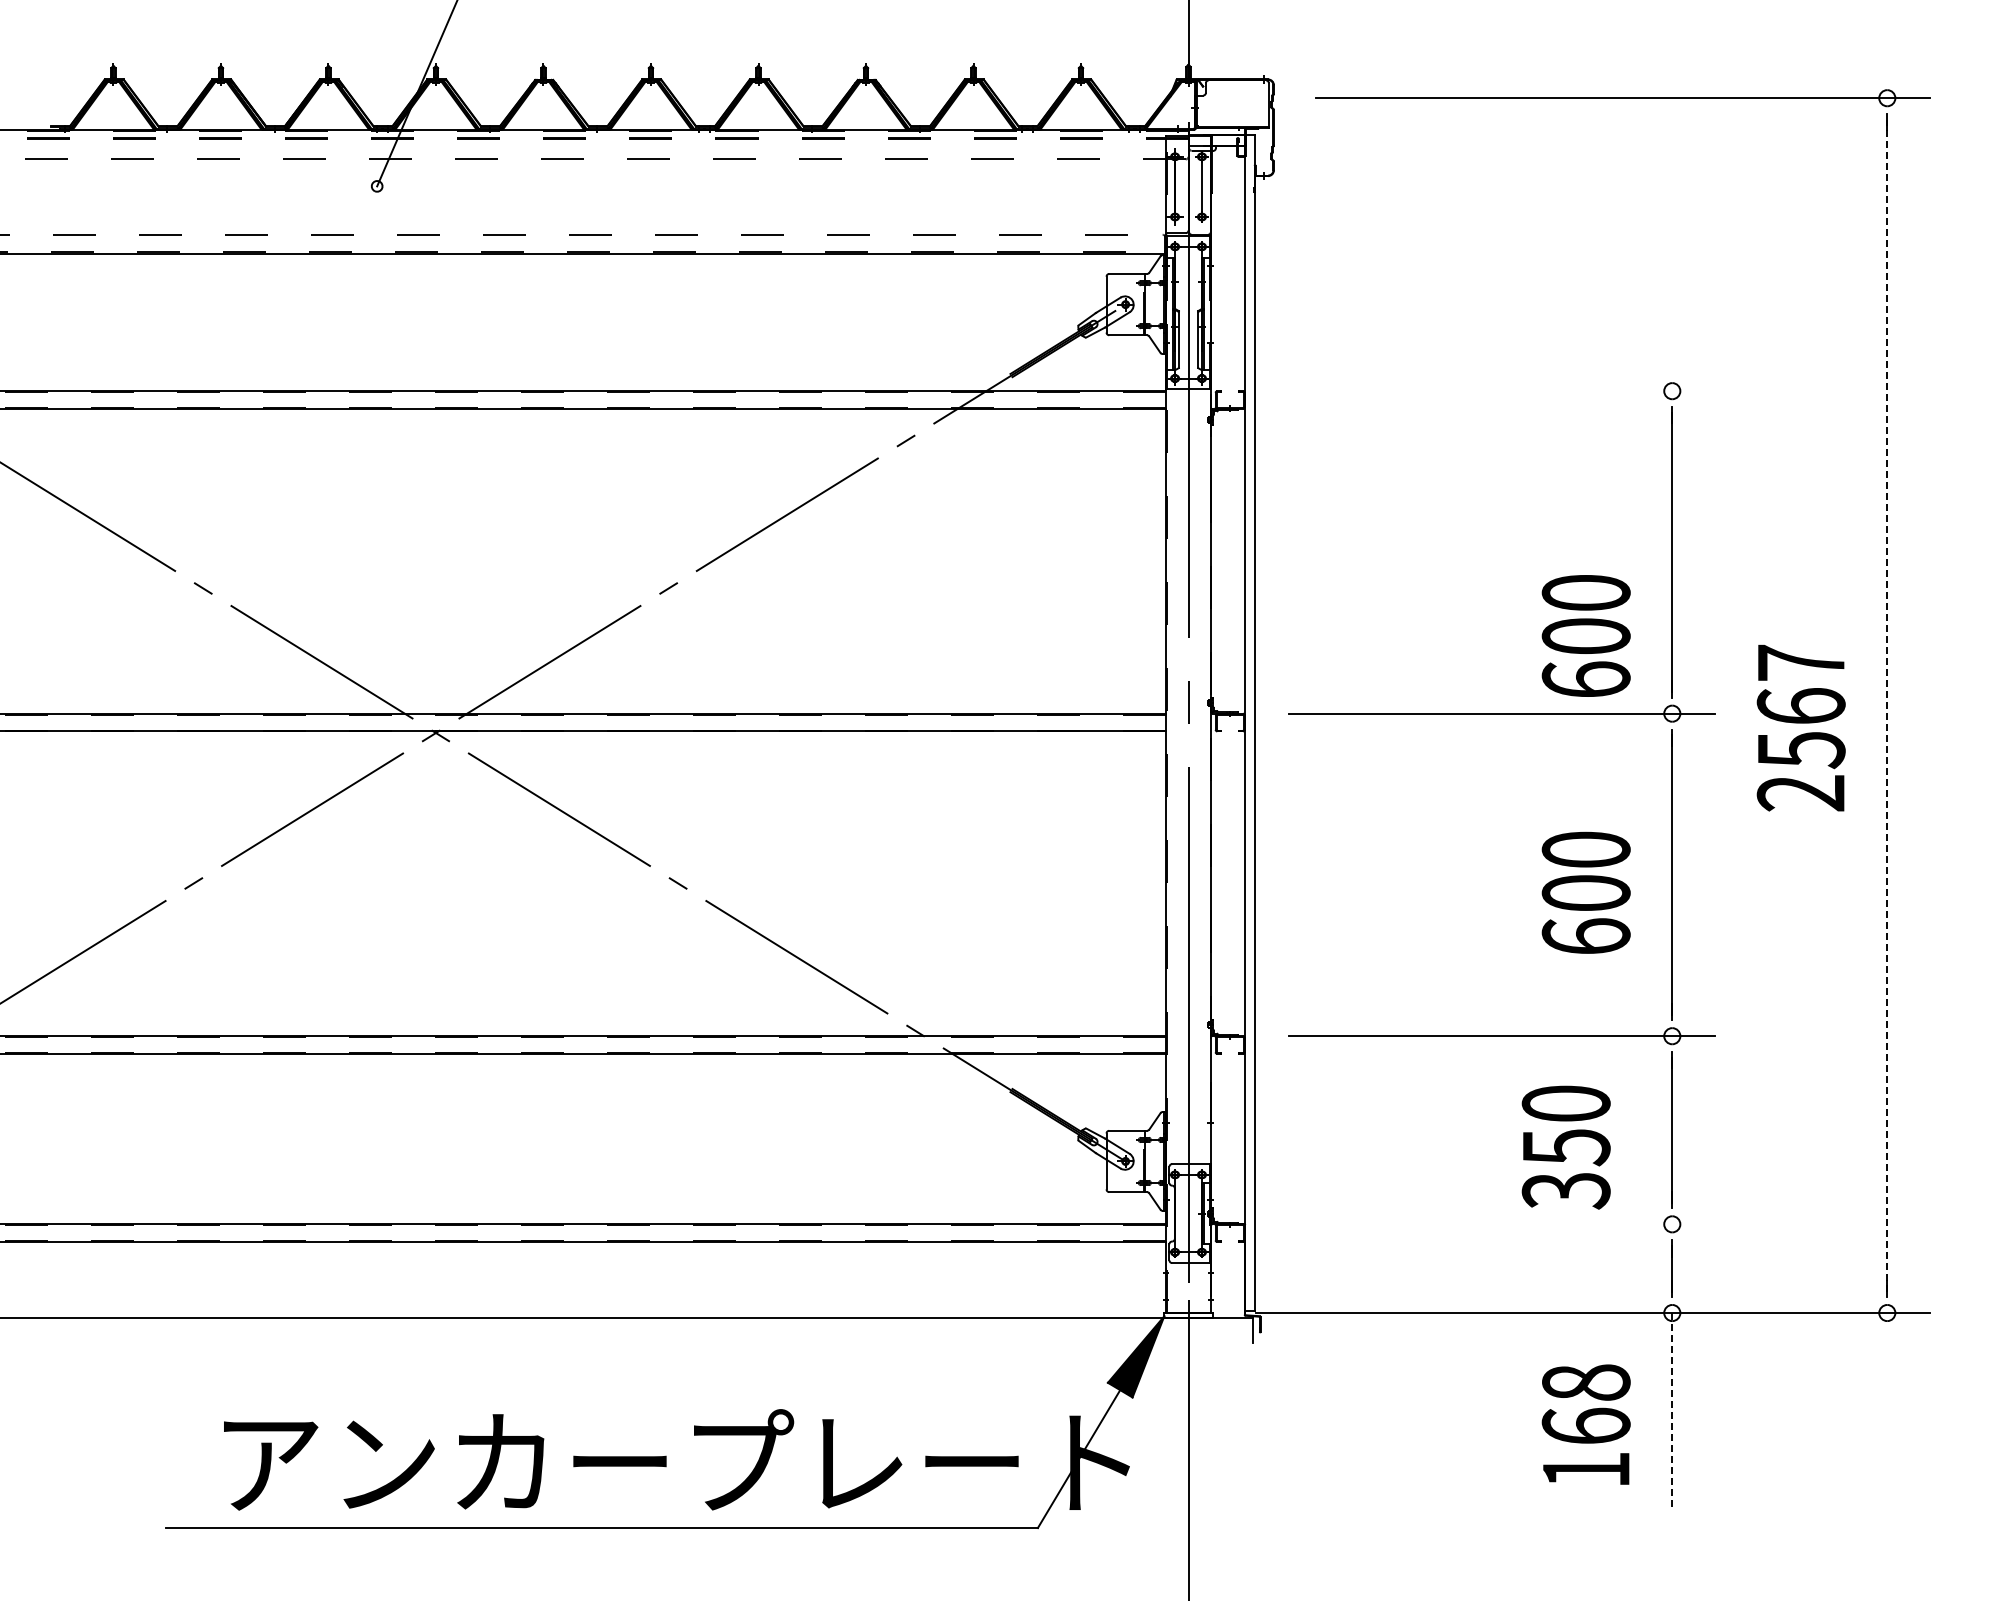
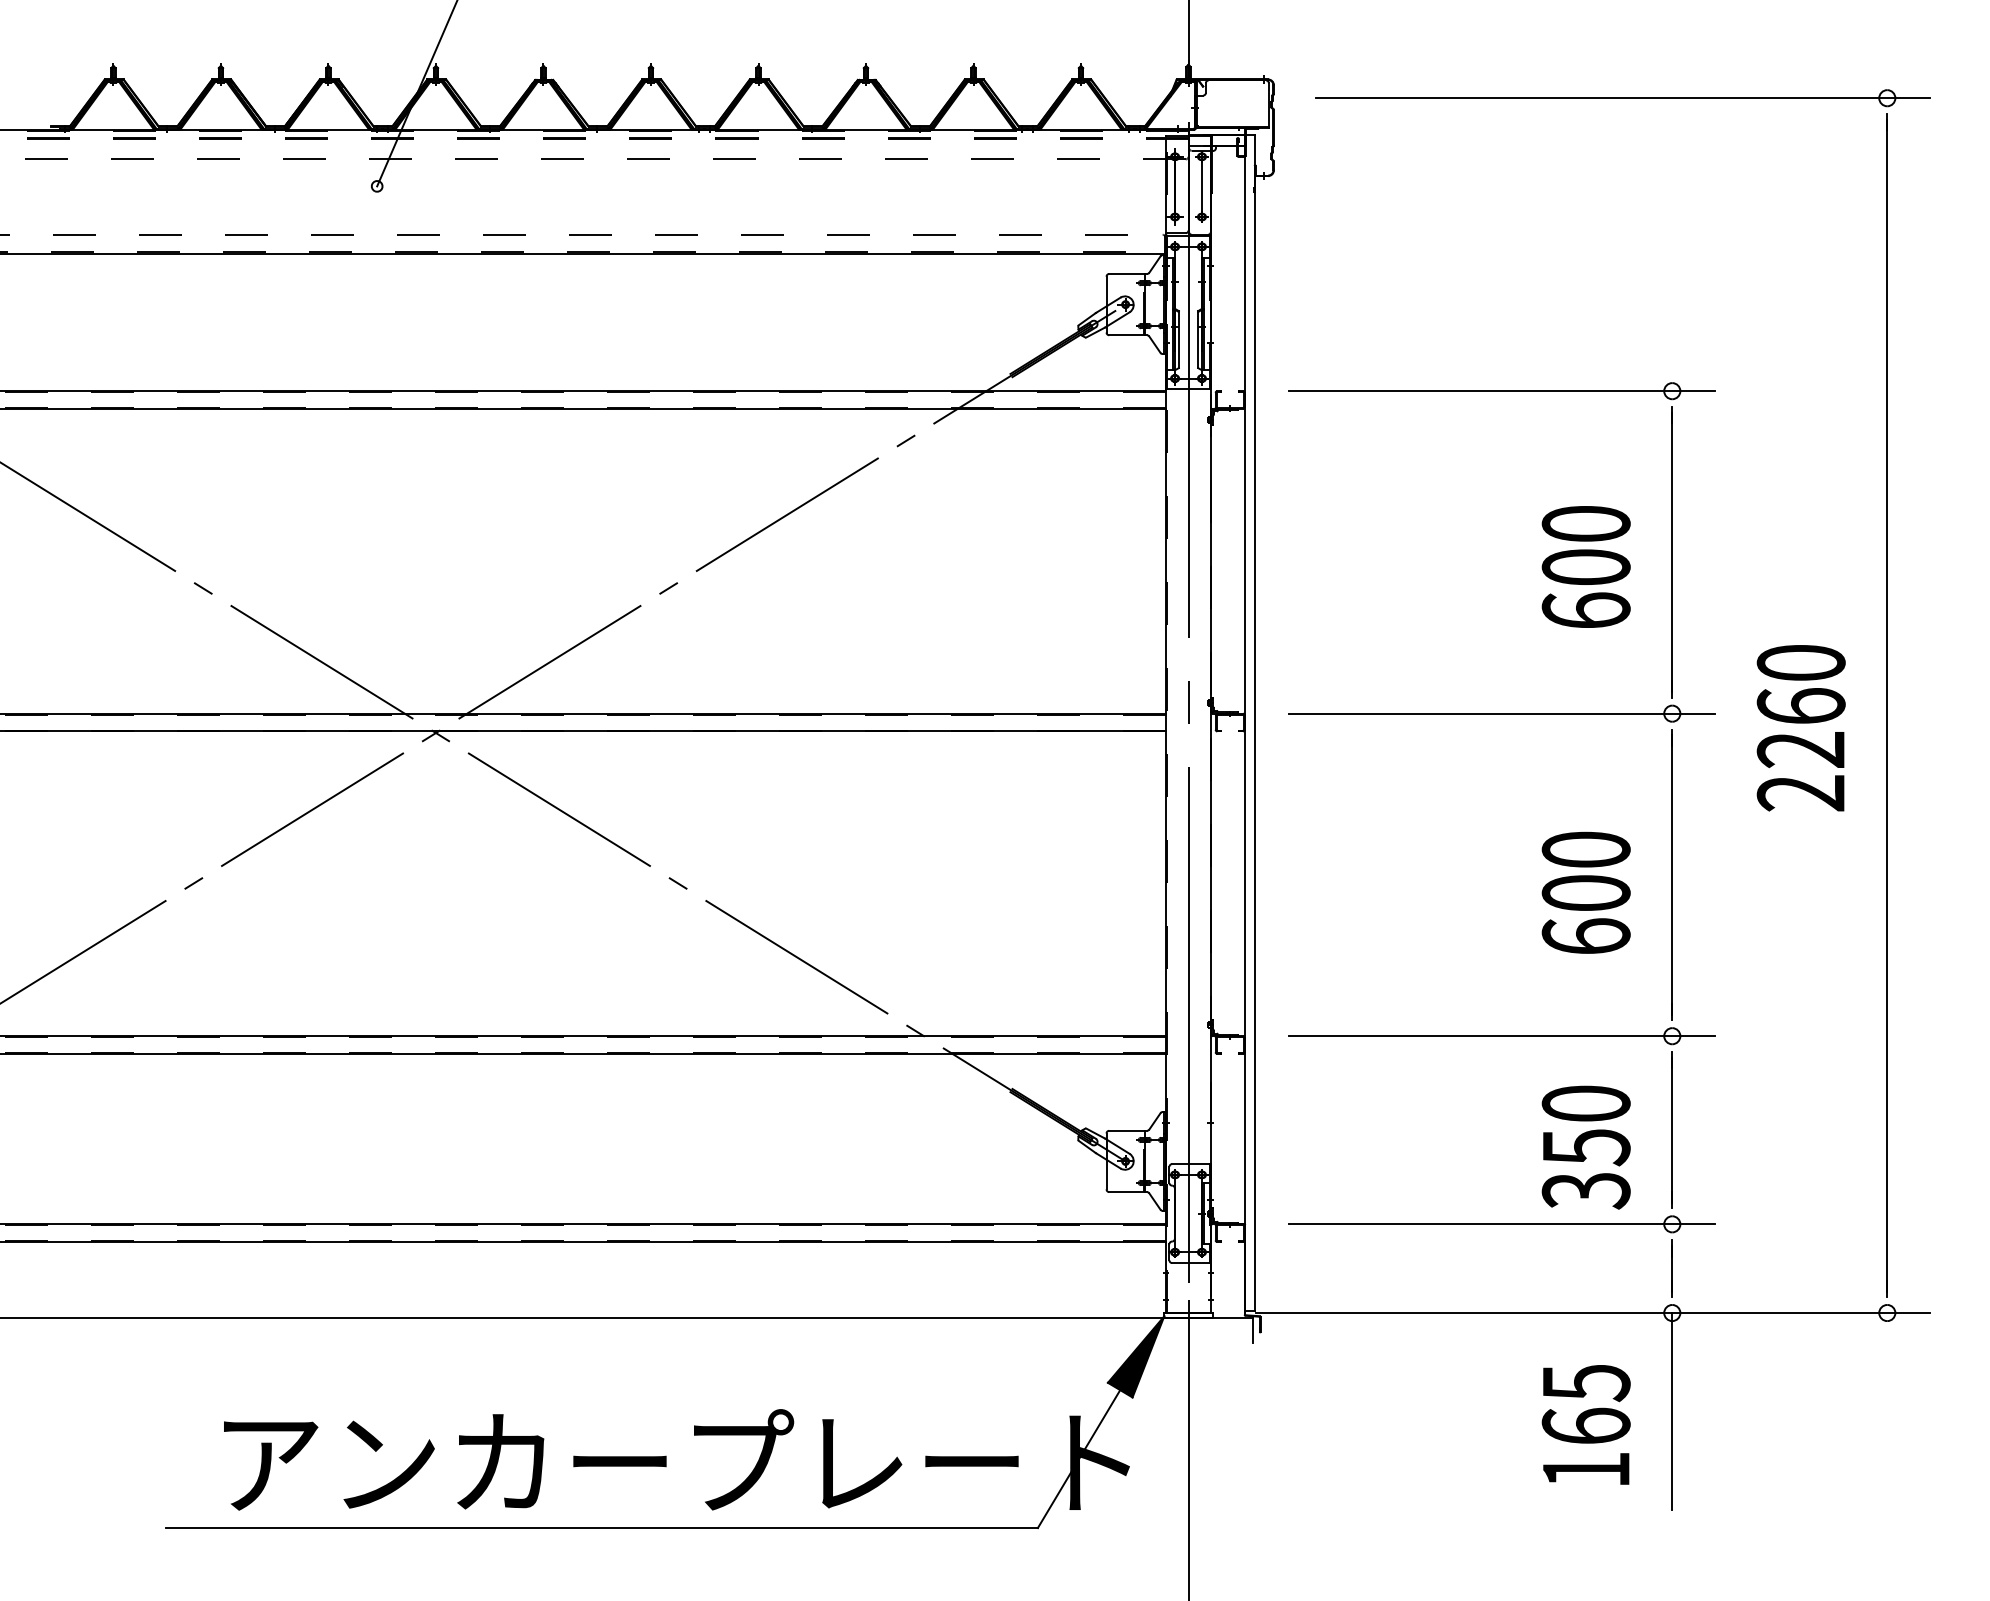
line: none -> present (1501, 391)
text position: (1585, 635) -> (1585, 566) (1585, 566)
line: dashed -> solid (1887, 705)
text: 2567 -> 2260 (1800, 706)
text position: (1565, 1147) -> (1585, 1147) (1585, 1147)
line: none -> present (1501, 1224)
text: 168 -> 165 (1586, 1383)
line: dashed -> solid (1672, 1411)
